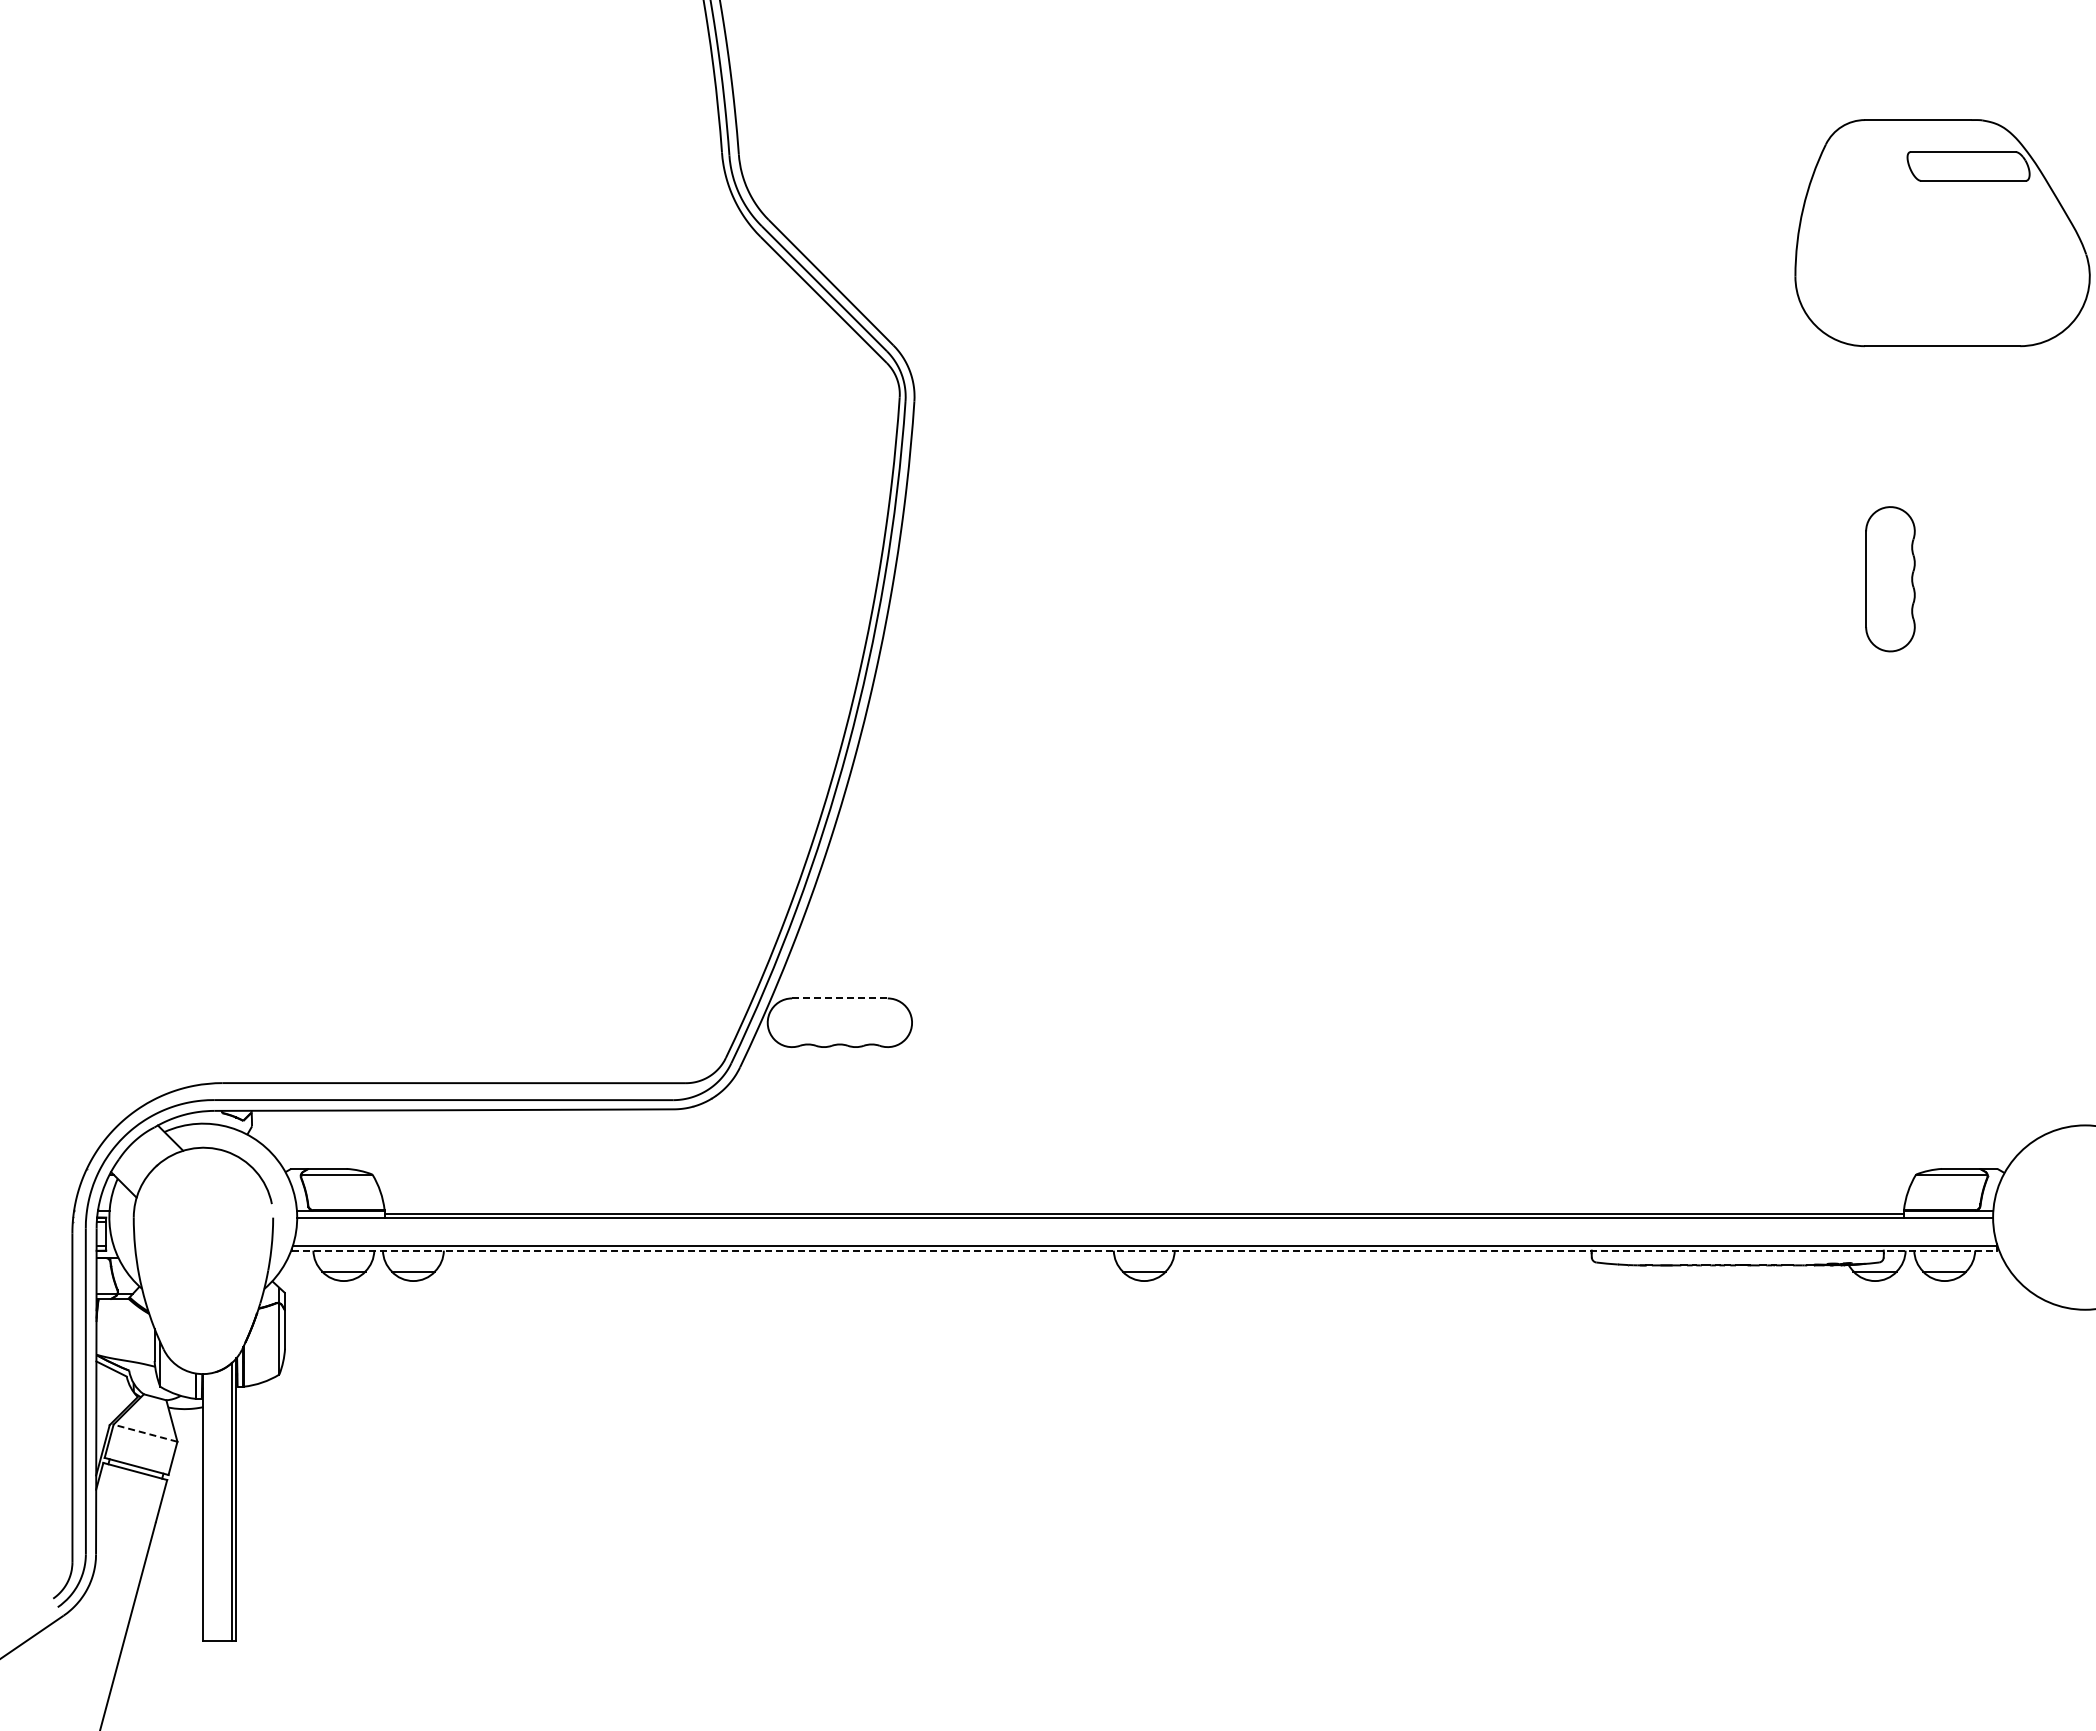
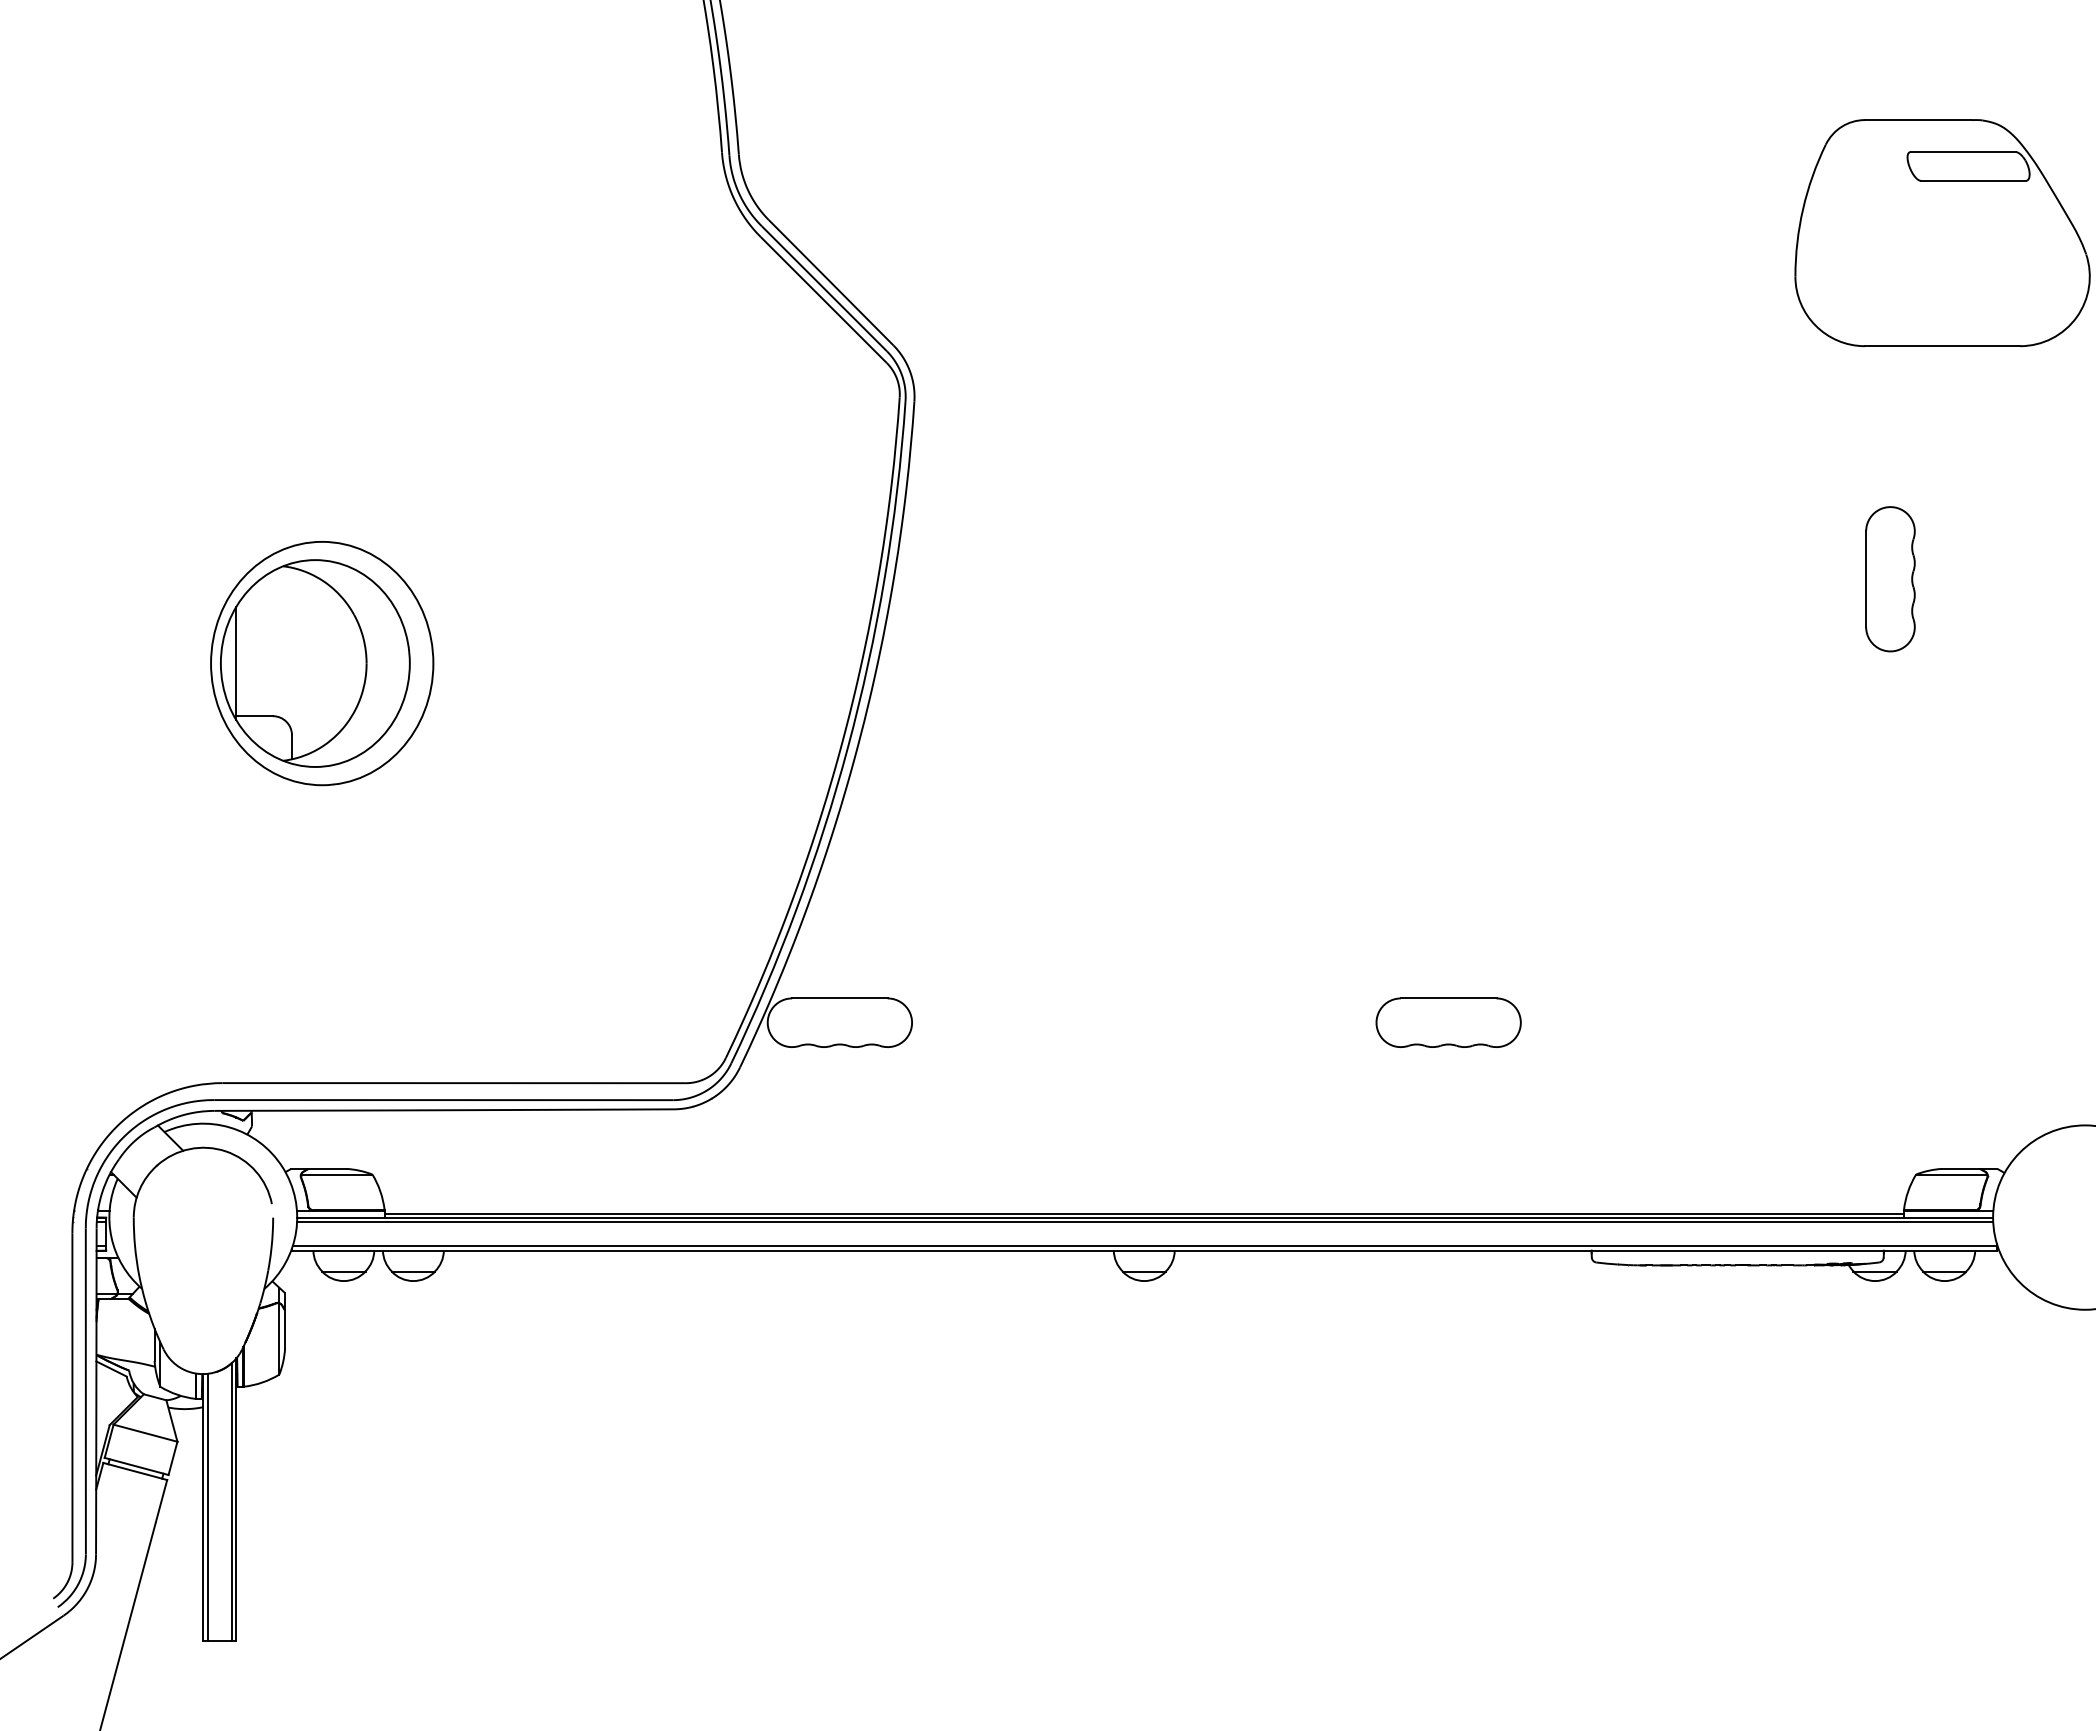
part: none -> present (322, 663)
line: dashed -> solid (839, 998)
part: none -> present (1448, 1022)
line: none -> present (1145, 1221)
line: dashed -> solid (1144, 1250)
line: dashed -> solid (145, 1433)
line: none -> present (207, 1507)
